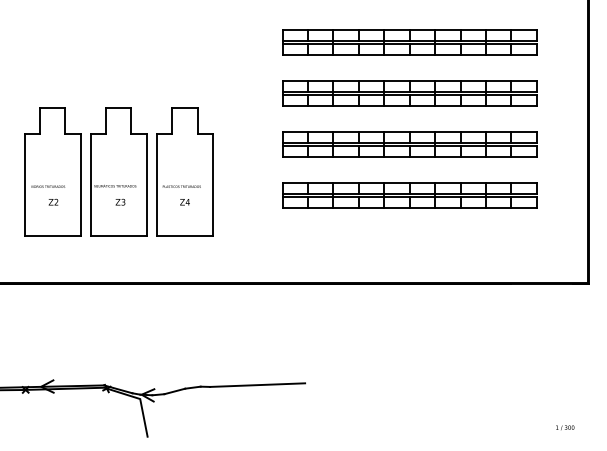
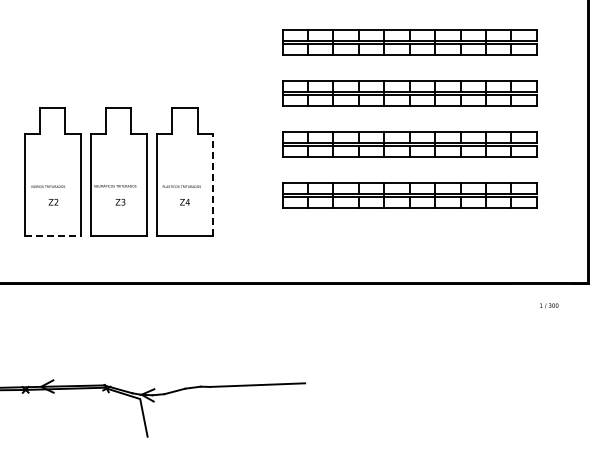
line: solid -> dashed (212, 184)
line: solid -> dashed (52, 235)
text position: (565, 427) -> (549, 305) (549, 305)
